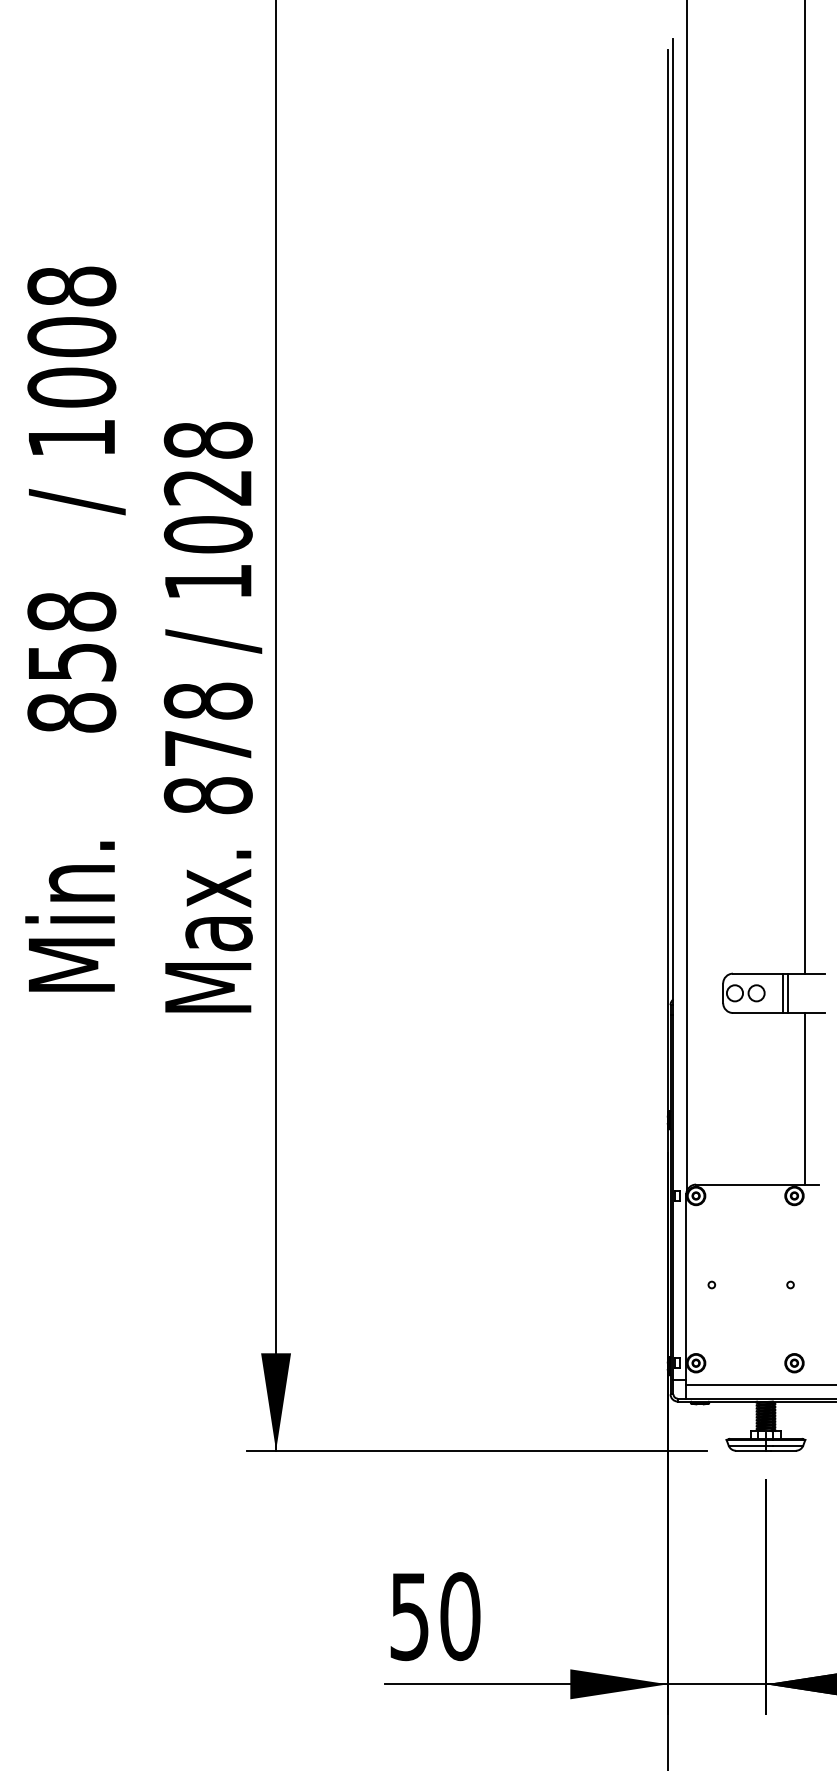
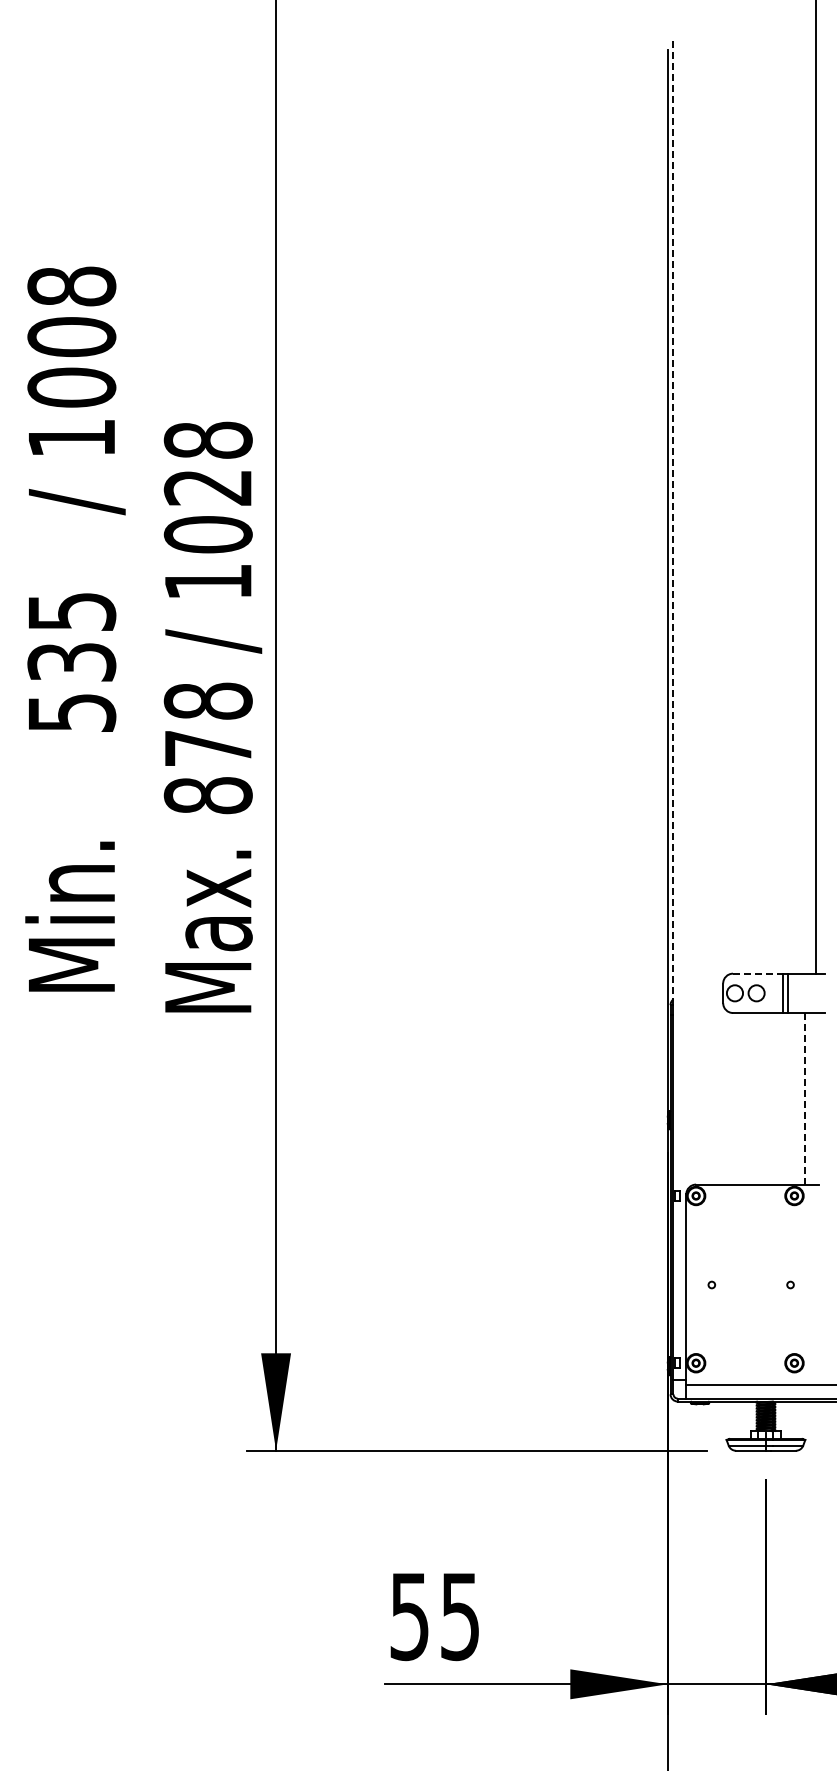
line position: (804, 487) -> (815, 487) (815, 487)
line: solid -> dashed (673, 521)
line: present -> none (686, 596)
text: 858 -> 535 (71, 661)
line: solid -> dashed (758, 973)
line: solid -> dashed (804, 1098)
text: 50 -> 55 (460, 1616)
